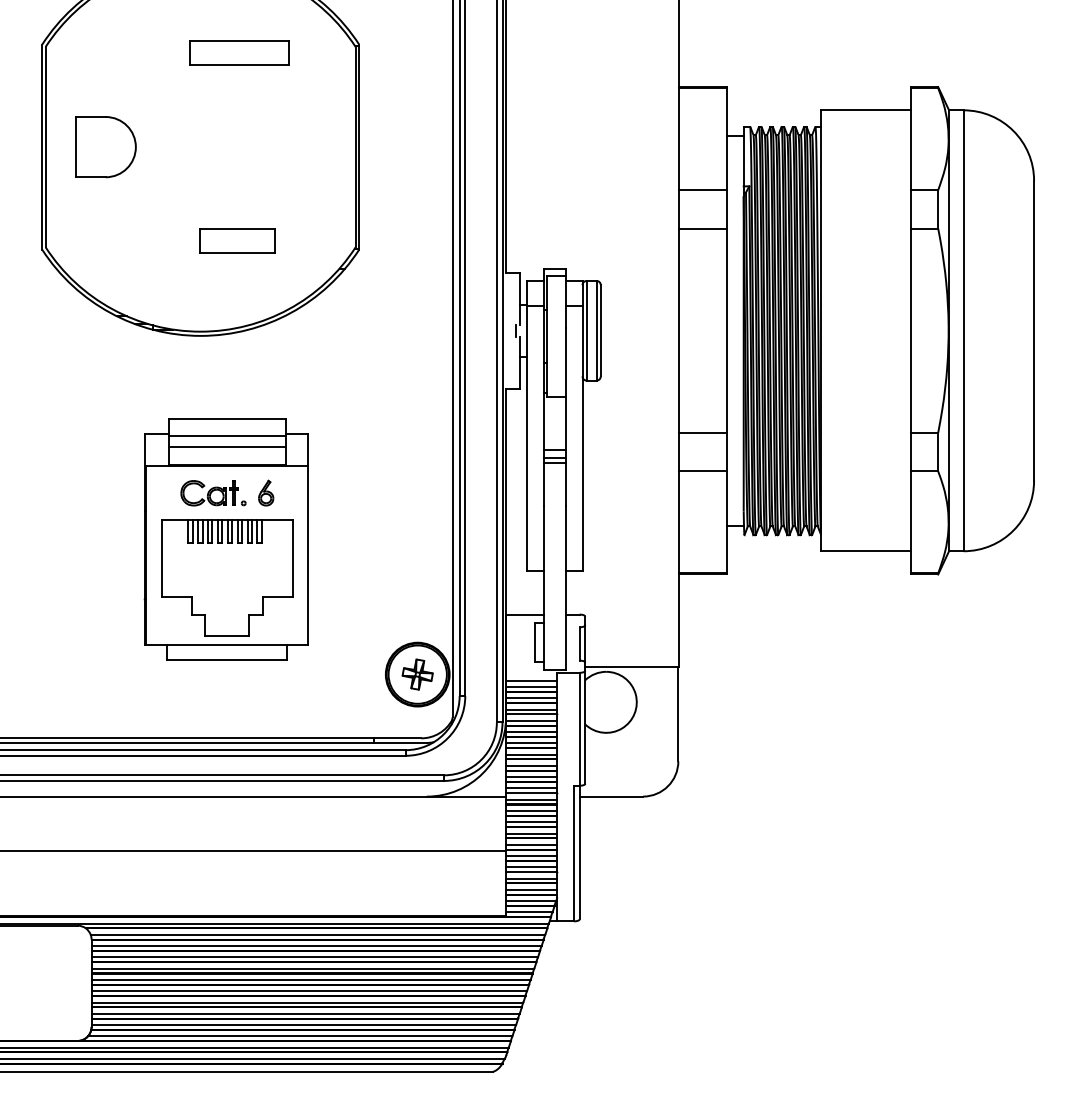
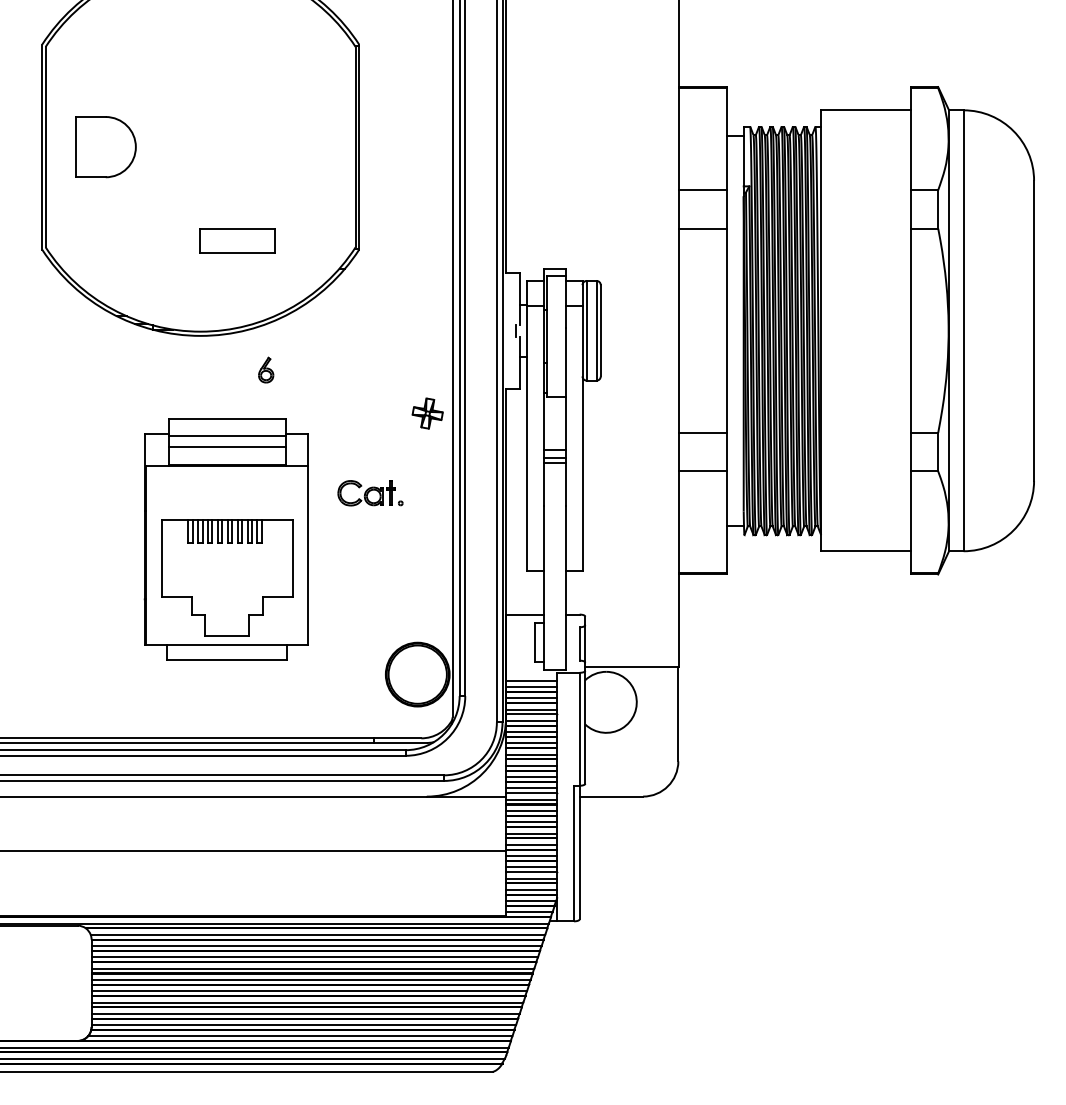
part: present -> none (239, 52)
part position: (266, 492) -> (266, 369) (266, 369)
part position: (213, 493) -> (370, 493) (370, 493)
part position: (417, 674) -> (427, 413) (427, 413)
